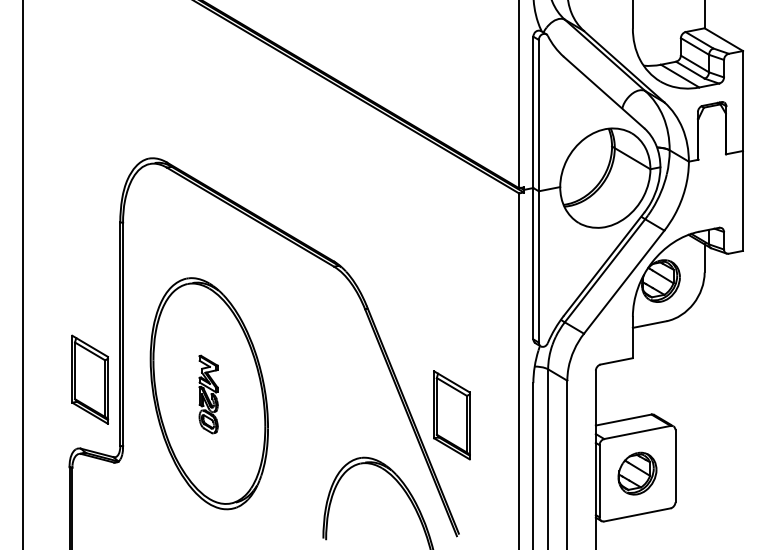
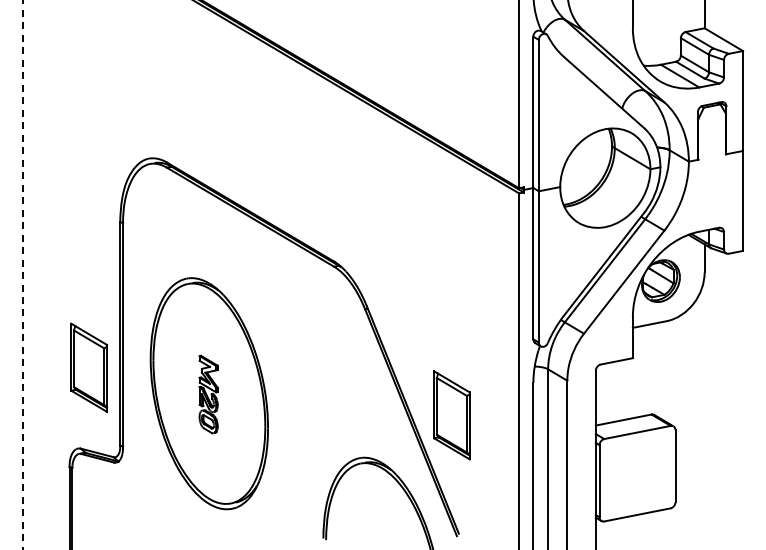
line: solid -> dashed (22, 274)
part position: (90, 379) -> (89, 367) (89, 367)
part: present -> none (637, 473)
